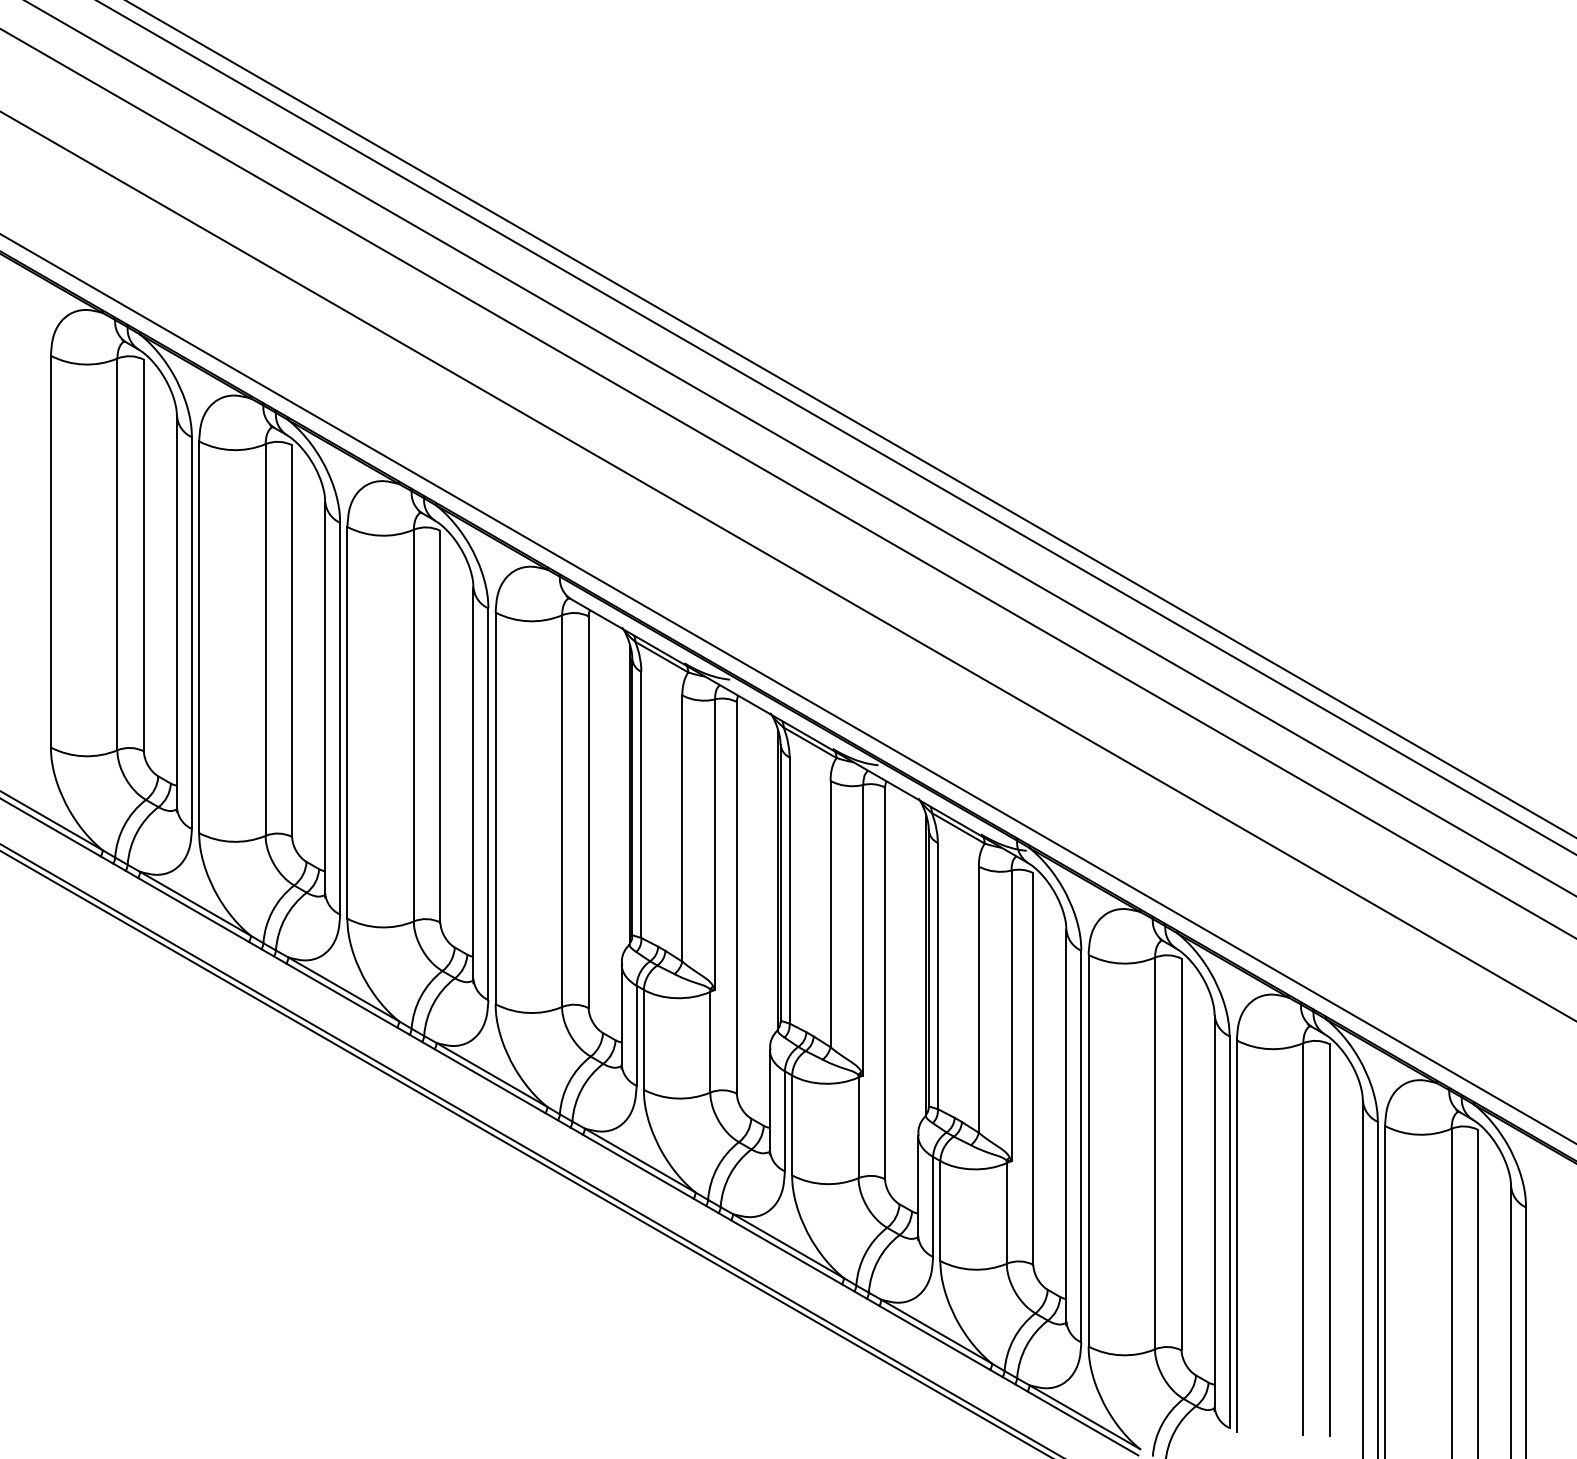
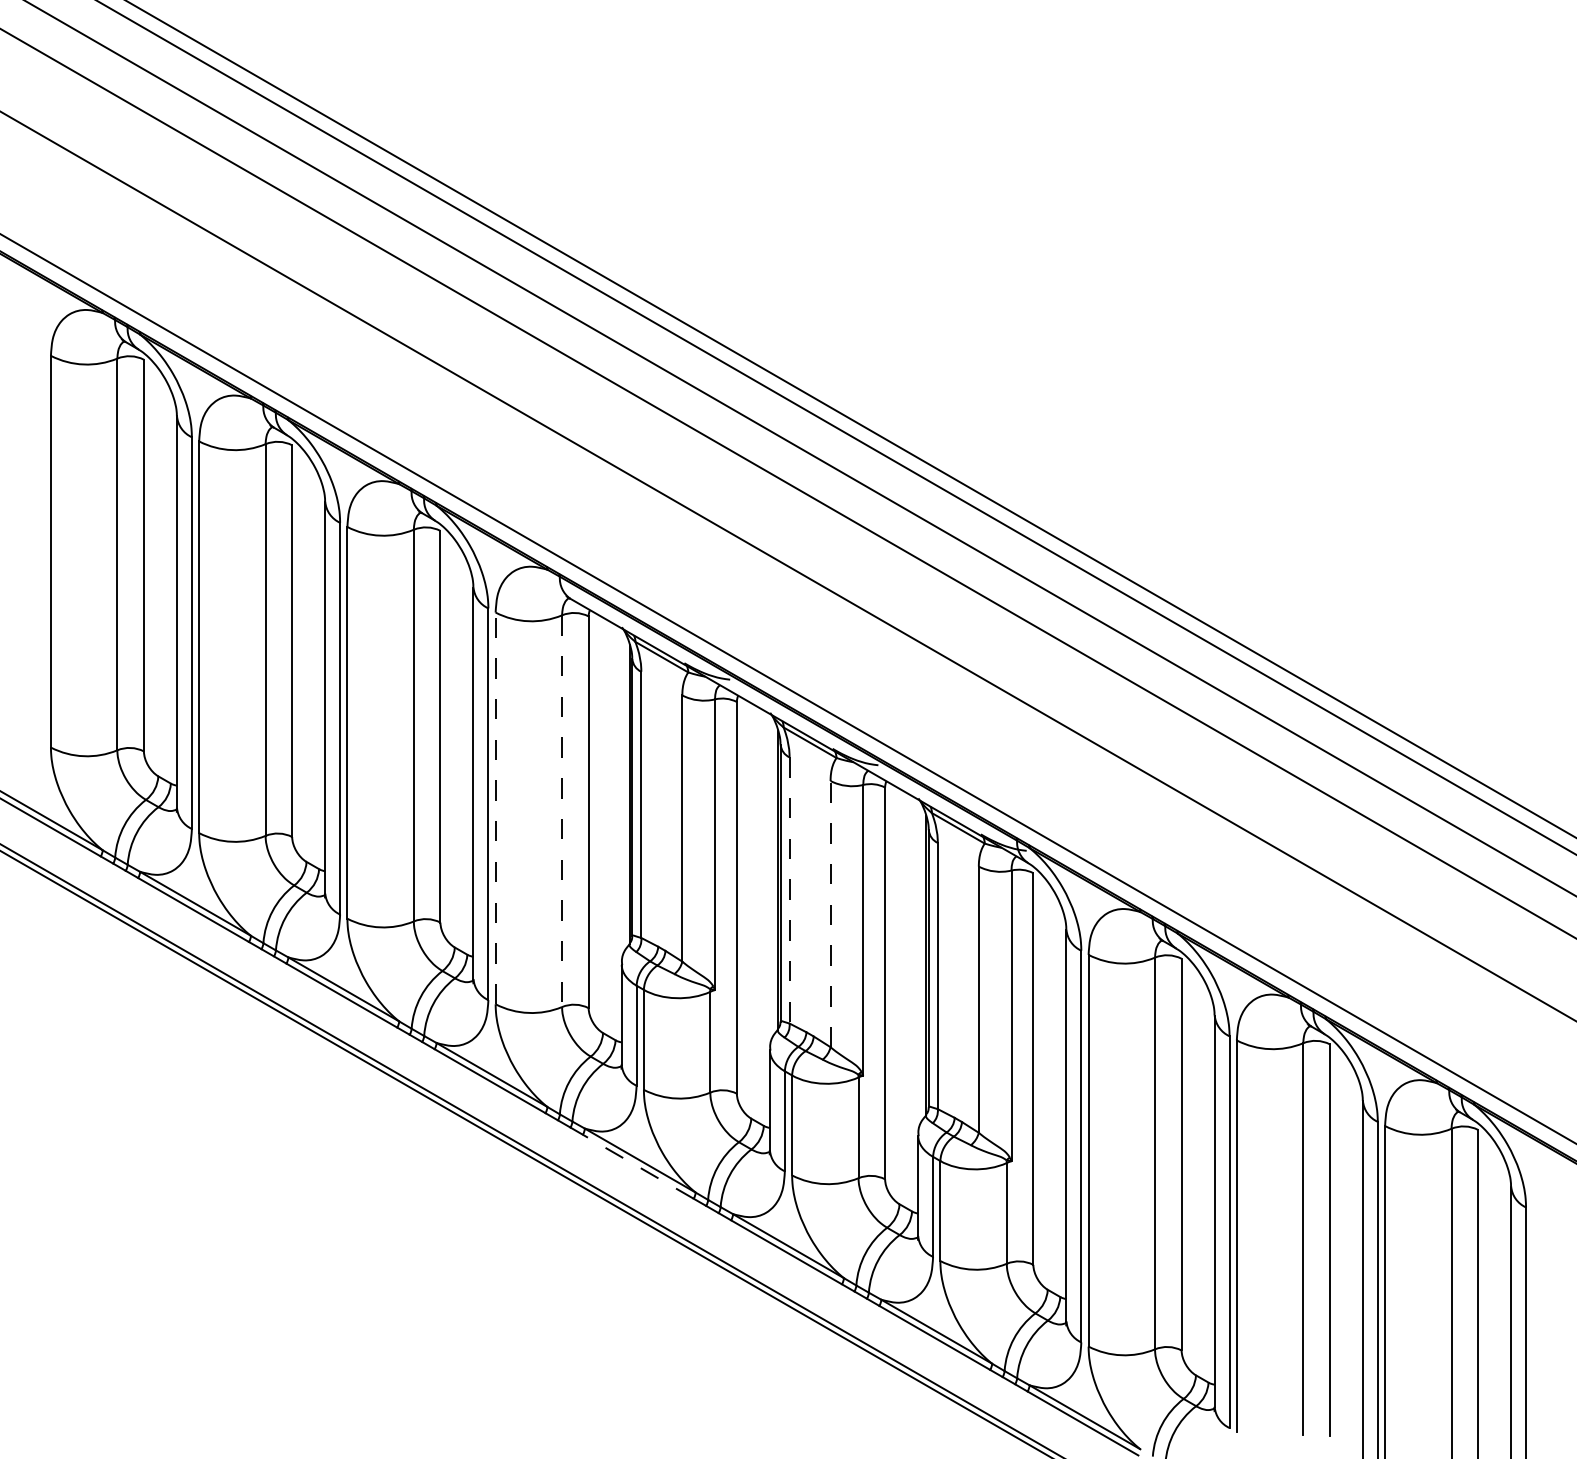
line: solid -> dashed (495, 808)
line: solid -> dashed (562, 811)
line: solid -> dashed (789, 890)
line: solid -> dashed (830, 913)
line: solid -> dashed (638, 1166)
